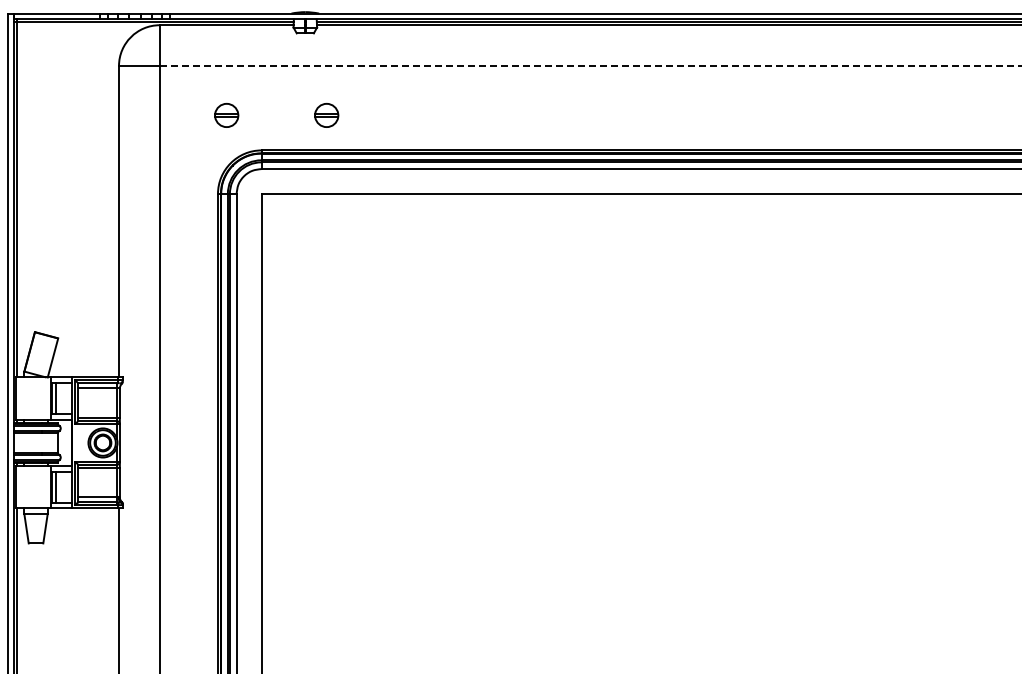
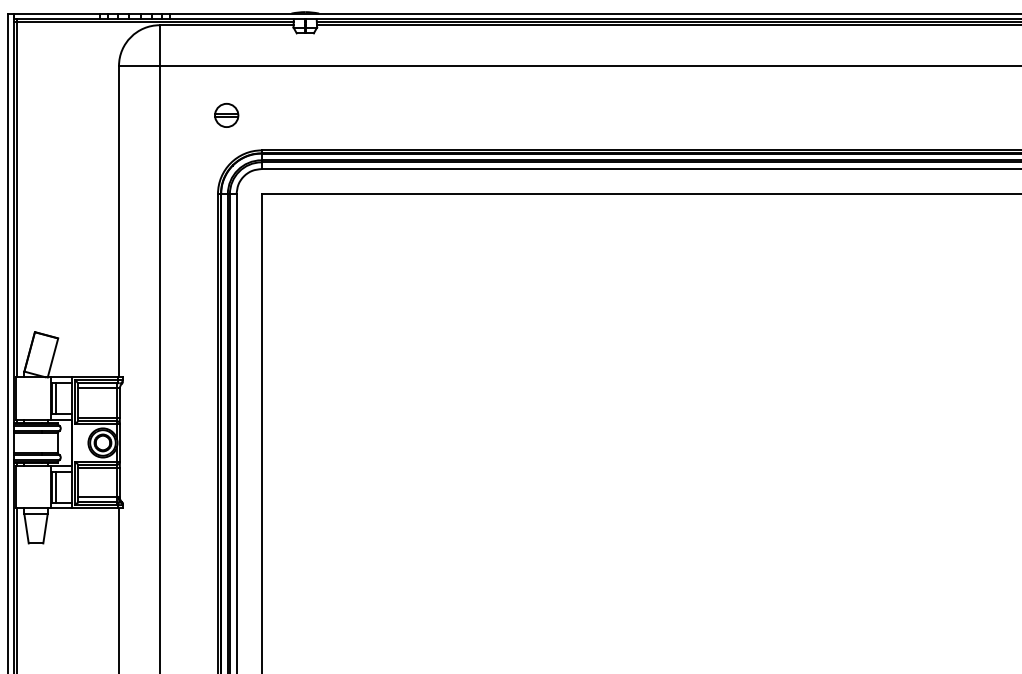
line: dashed -> solid (590, 65)
part: present -> none (326, 115)
